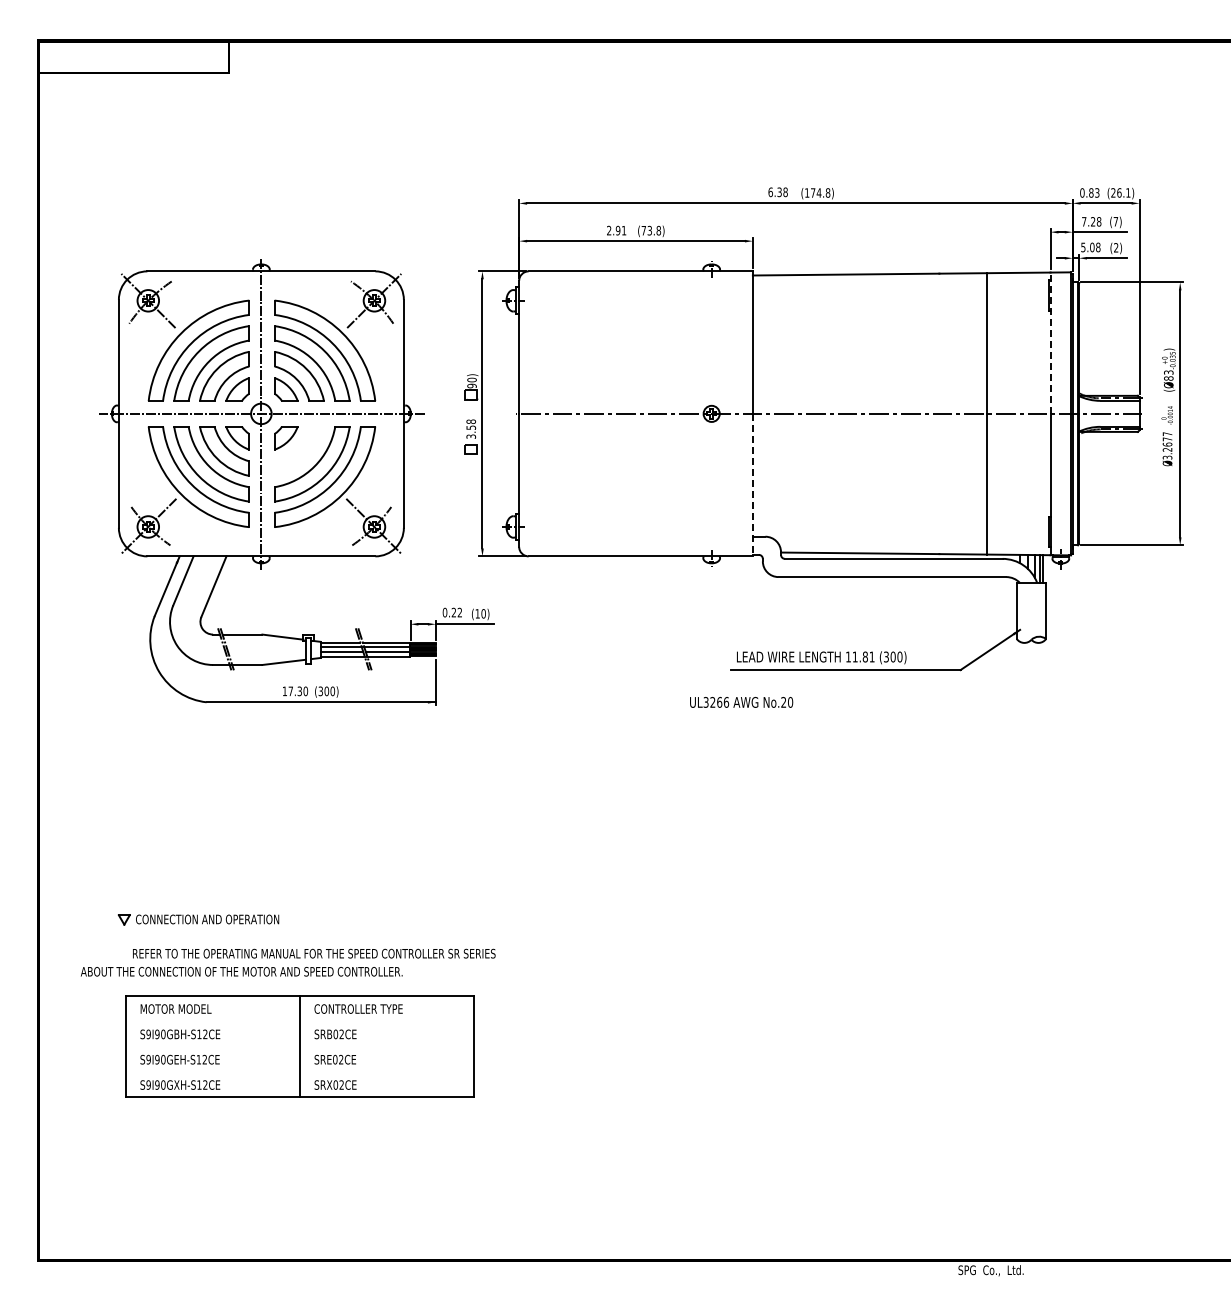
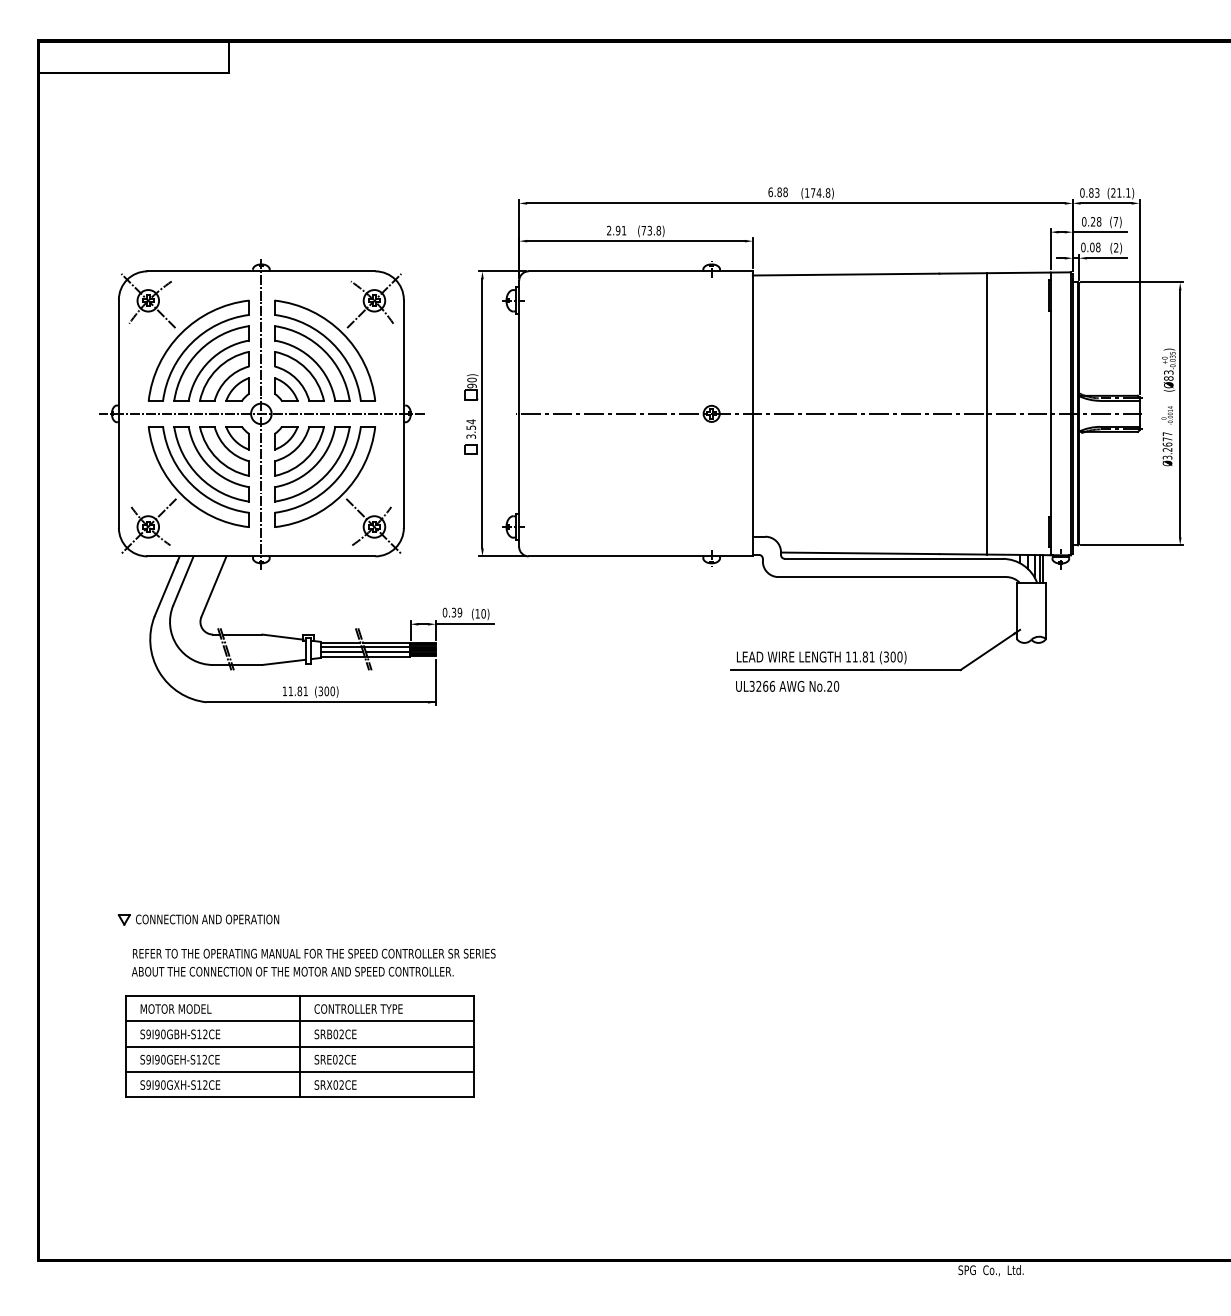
text: 6.38 -> 6.88 (779, 192)
text: (26.1) -> (21.1) (1119, 192)
text: 7.28 -> 0.28 (1084, 221)
text: 5.08 -> 0.08 (1083, 247)
line: dashed -> solid (1050, 343)
text: 3.58 -> 3.54 (471, 421)
part: none -> present (299, 451)
line: dashed -> solid (752, 485)
text: 0.22 -> 0.39 (456, 612)
text: 17.30 -> 11.81 (298, 691)
text position: (741, 702) -> (787, 686) (787, 686)
text position: (241, 971) -> (292, 971) (292, 971)
line: none -> present (299, 1021)
line: none -> present (299, 1046)
line: none -> present (299, 1071)
